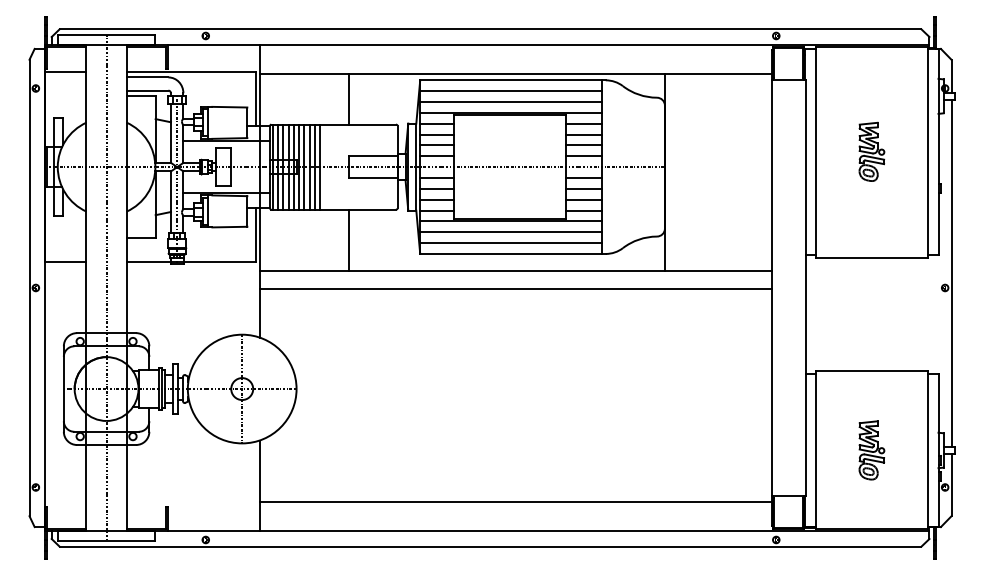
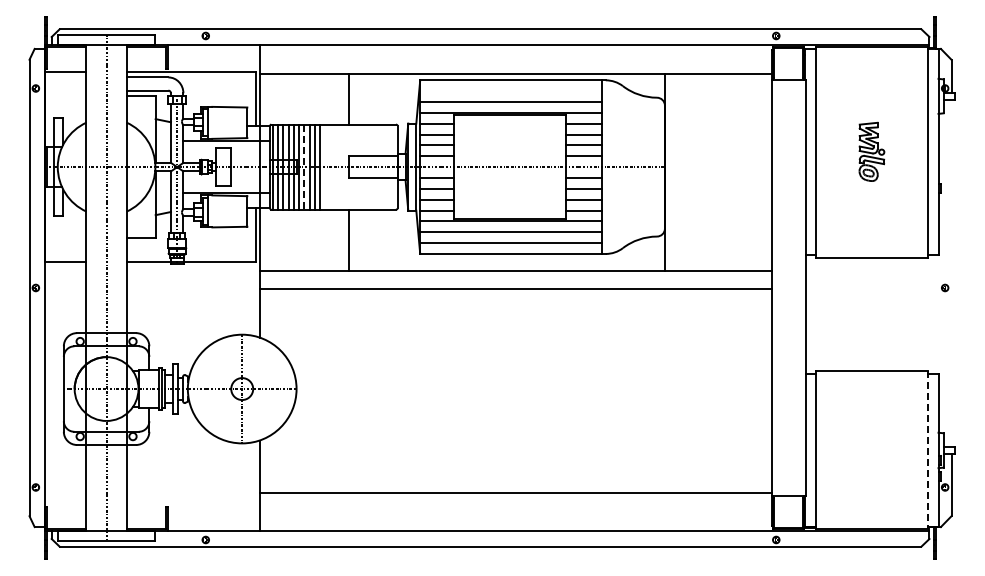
line: present -> none (510, 91)
line: solid -> dashed (304, 167)
line: present -> none (951, 273)
part: present -> none (871, 450)
line: solid -> dashed (927, 450)
line position: (515, 501) -> (515, 492) (515, 492)
